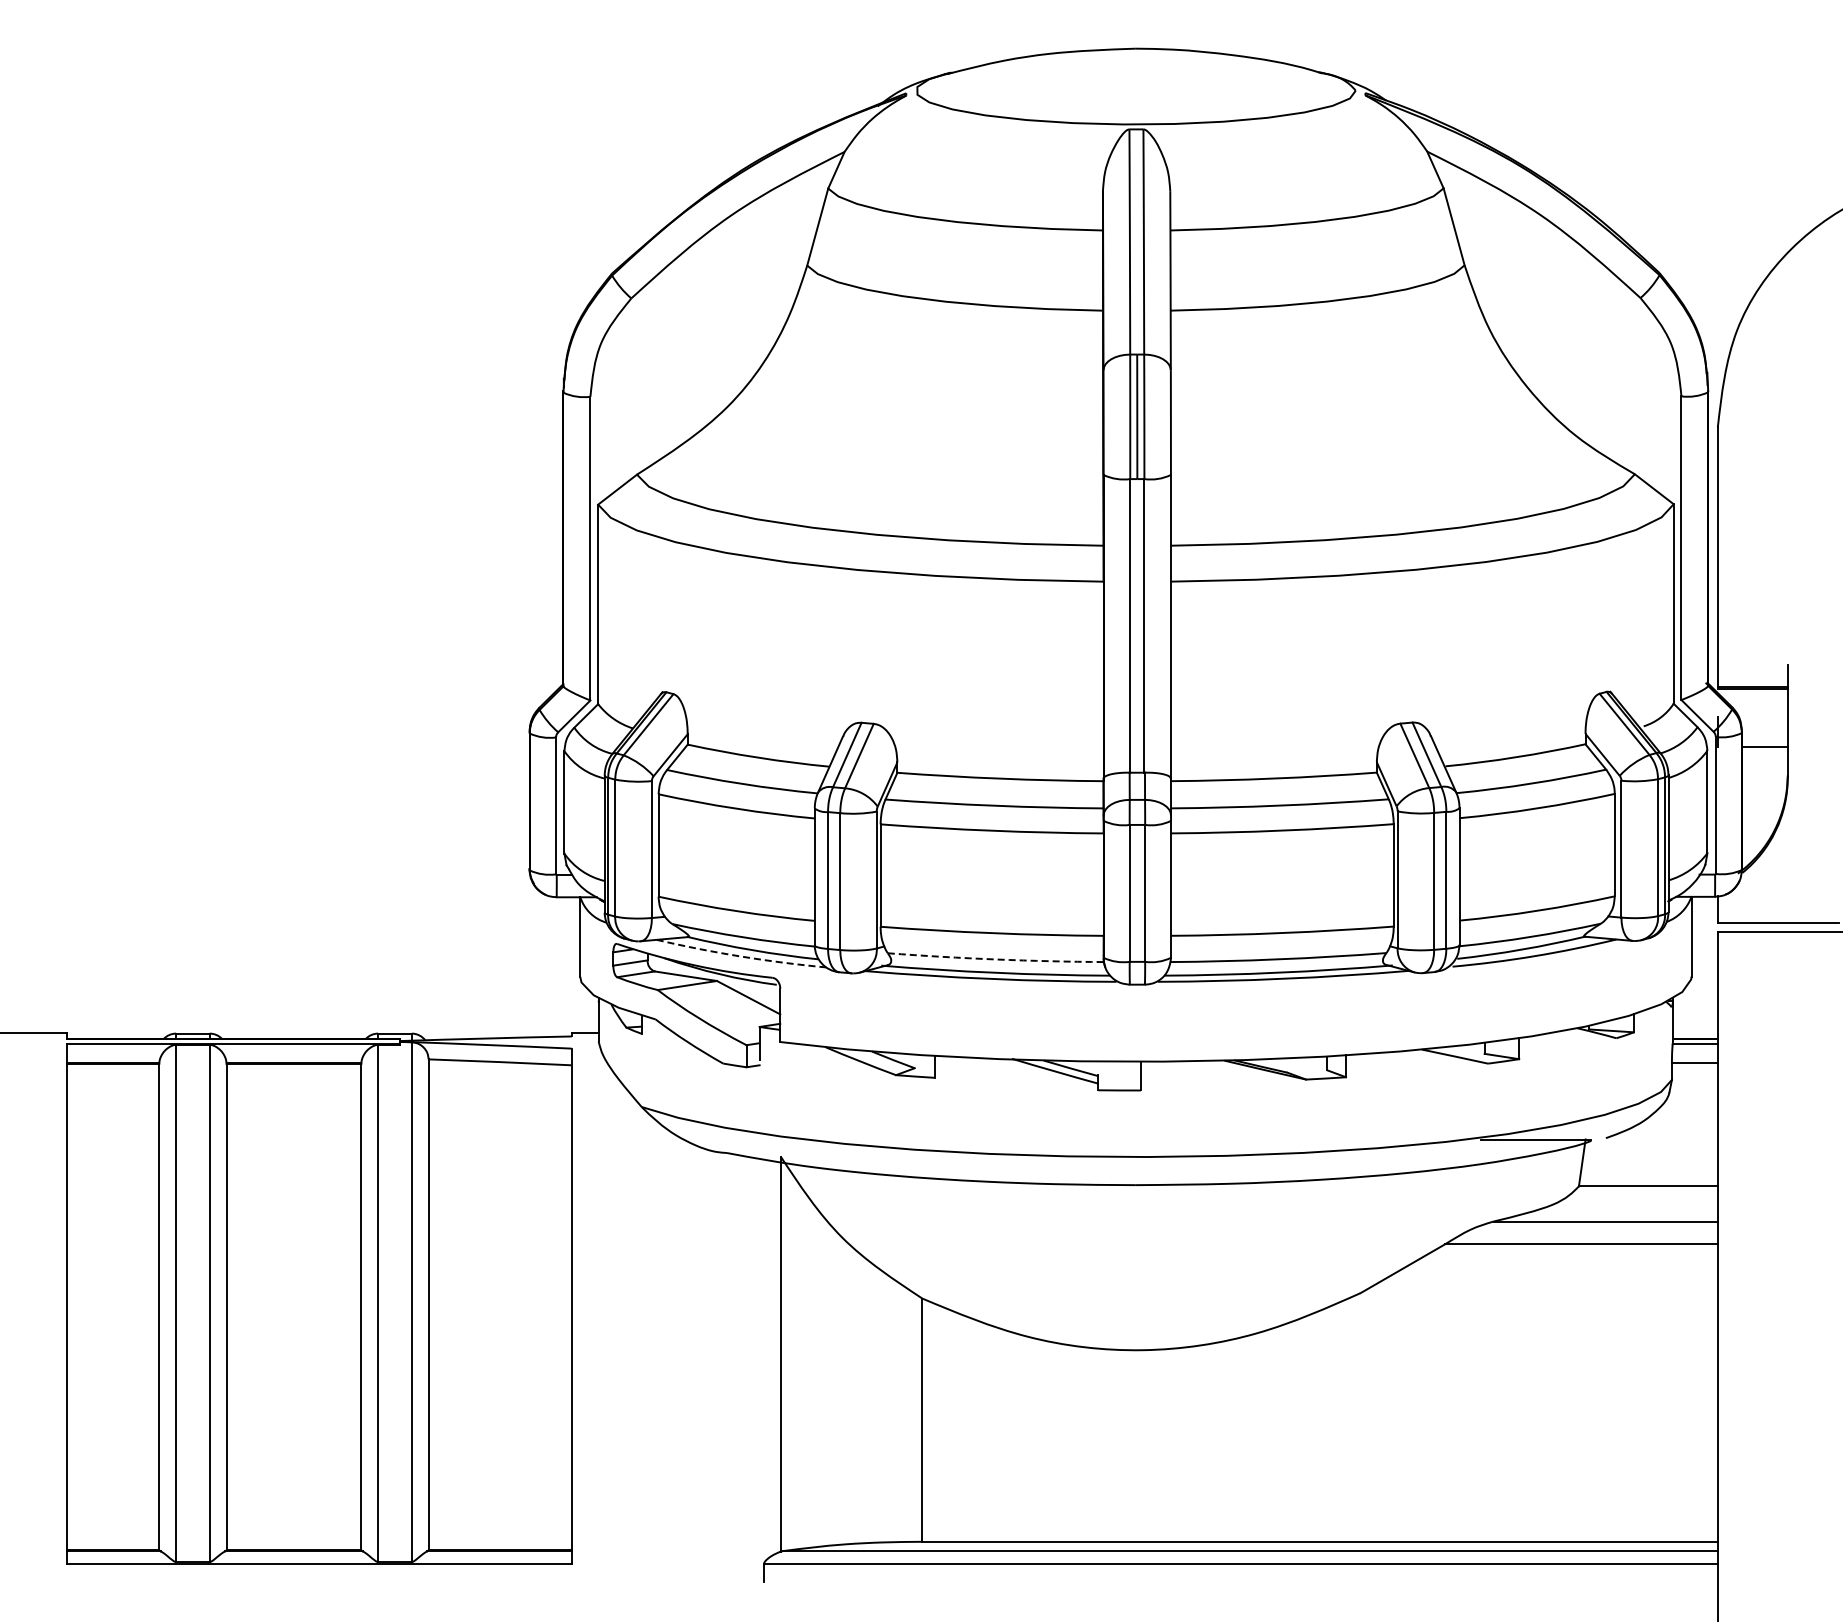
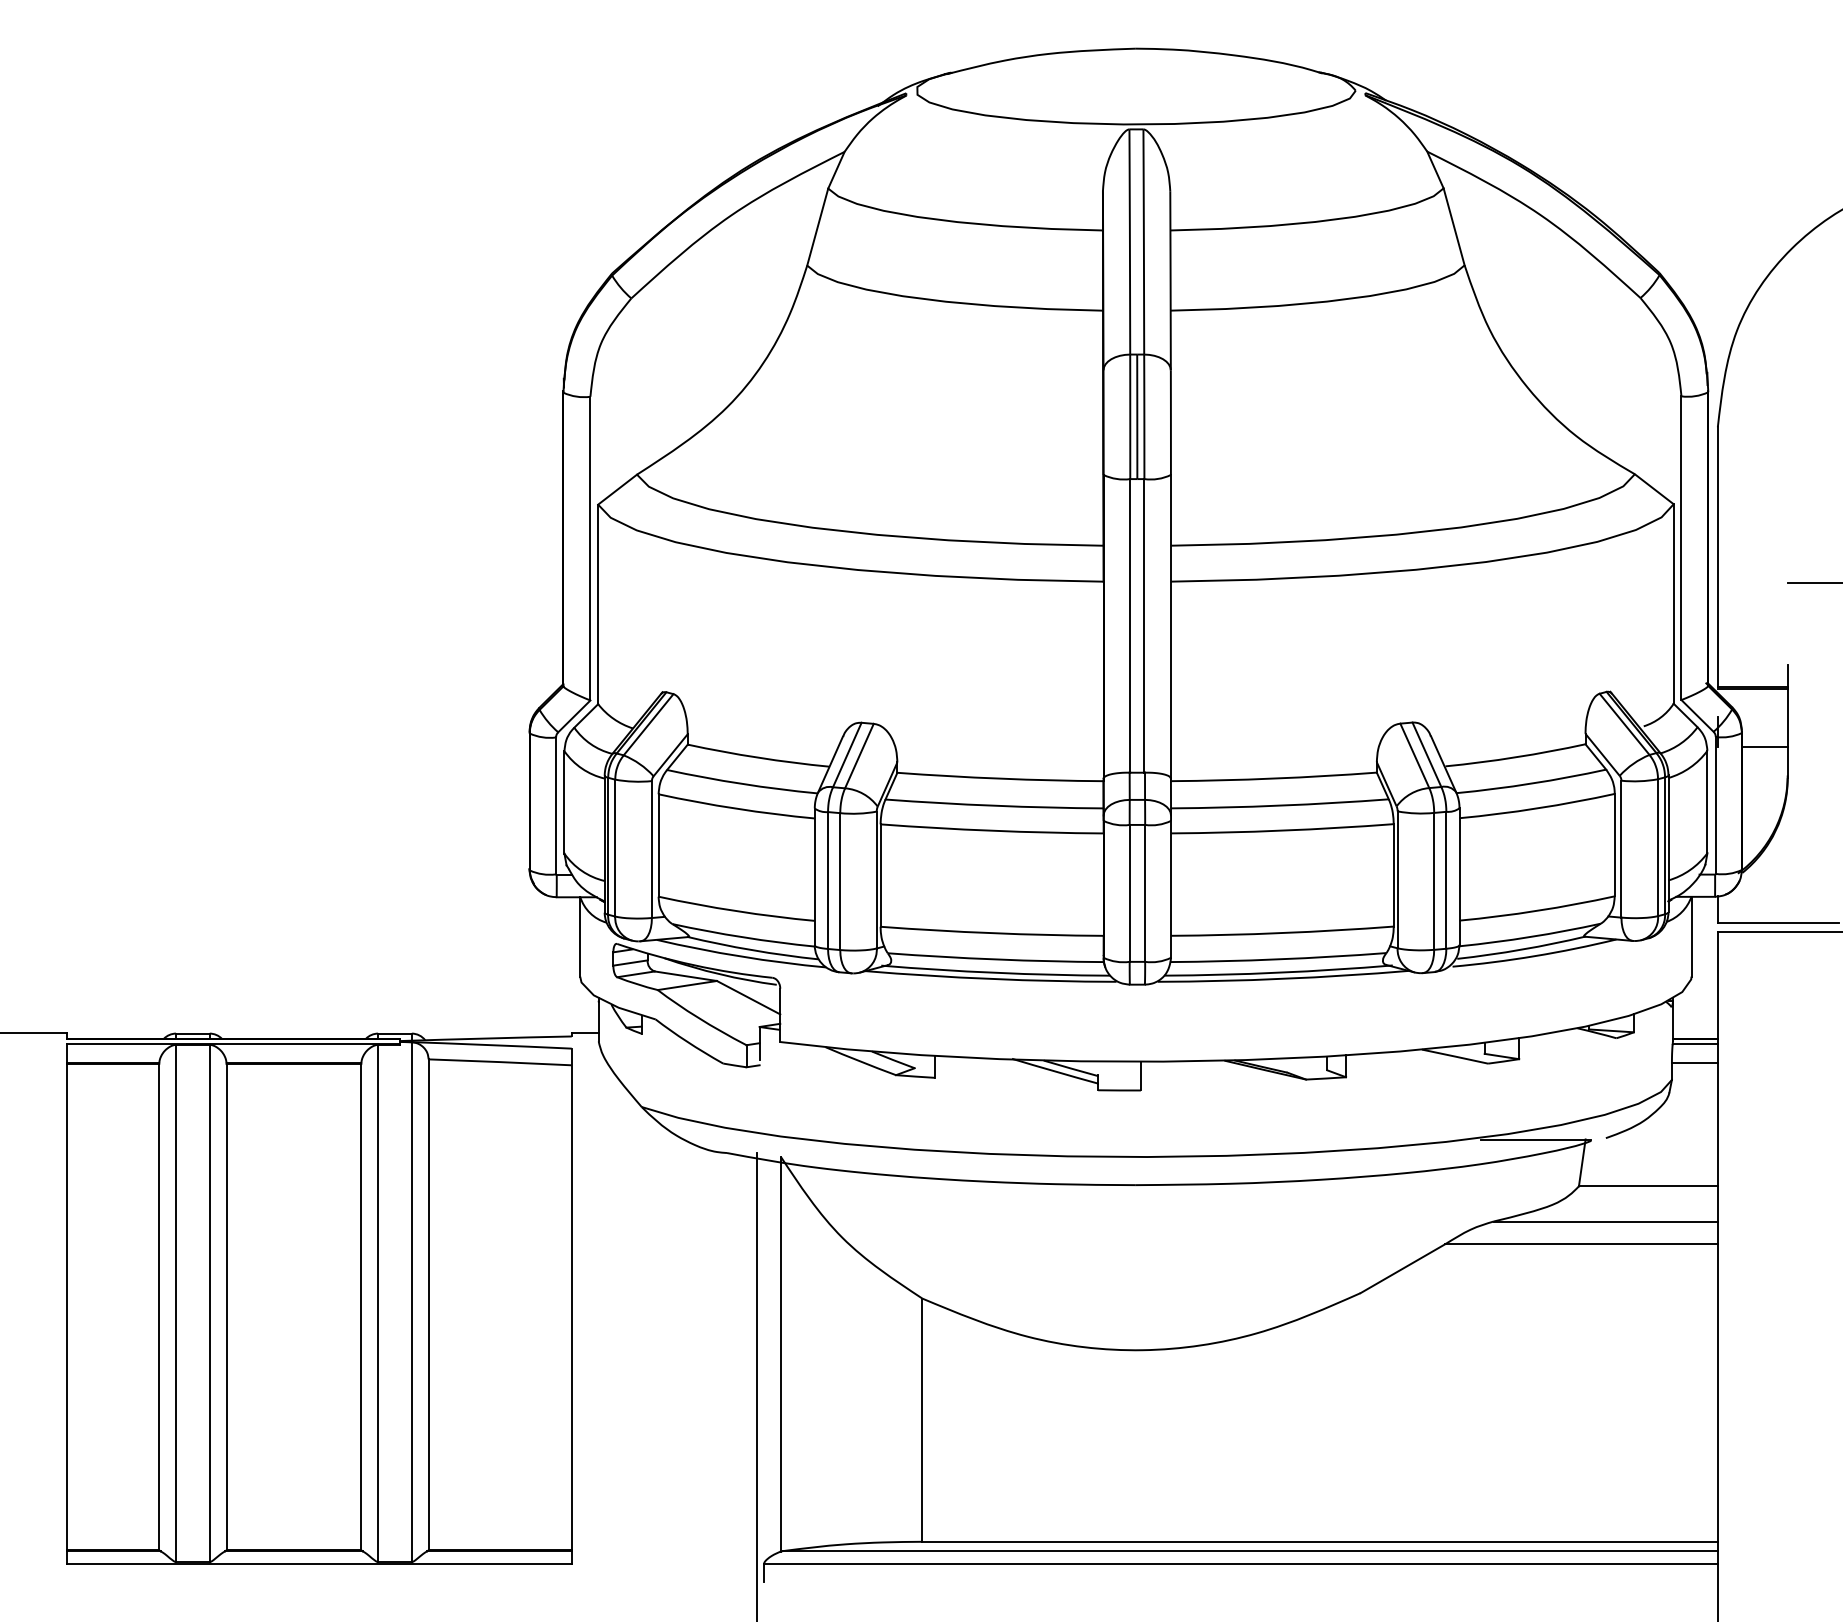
line: none -> present (1813, 583)
arc: dashed -> solid (740, 956)
arc: dashed -> solid (996, 959)
line: none -> present (757, 1385)
